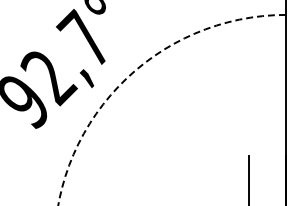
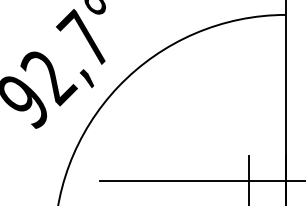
arc: dashed -> solid (137, 69)
line: none -> present (200, 181)
